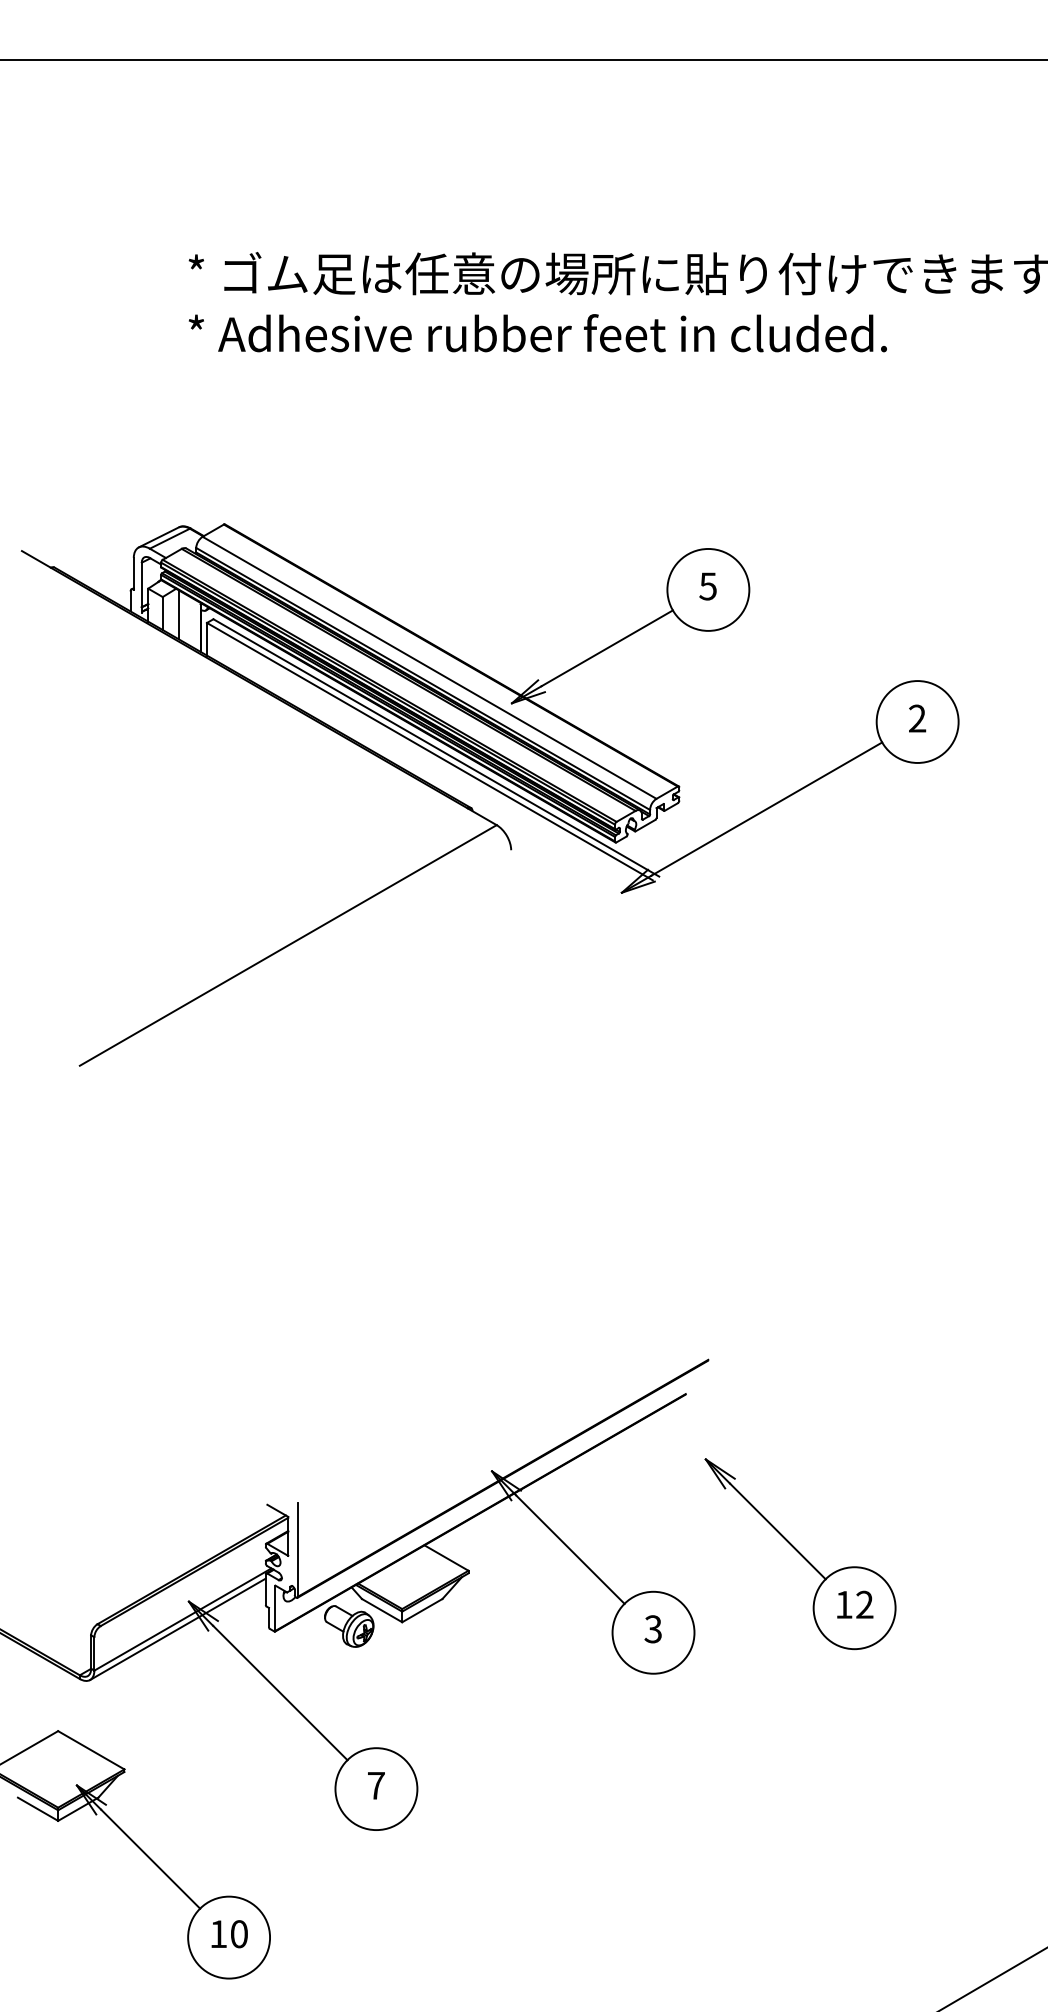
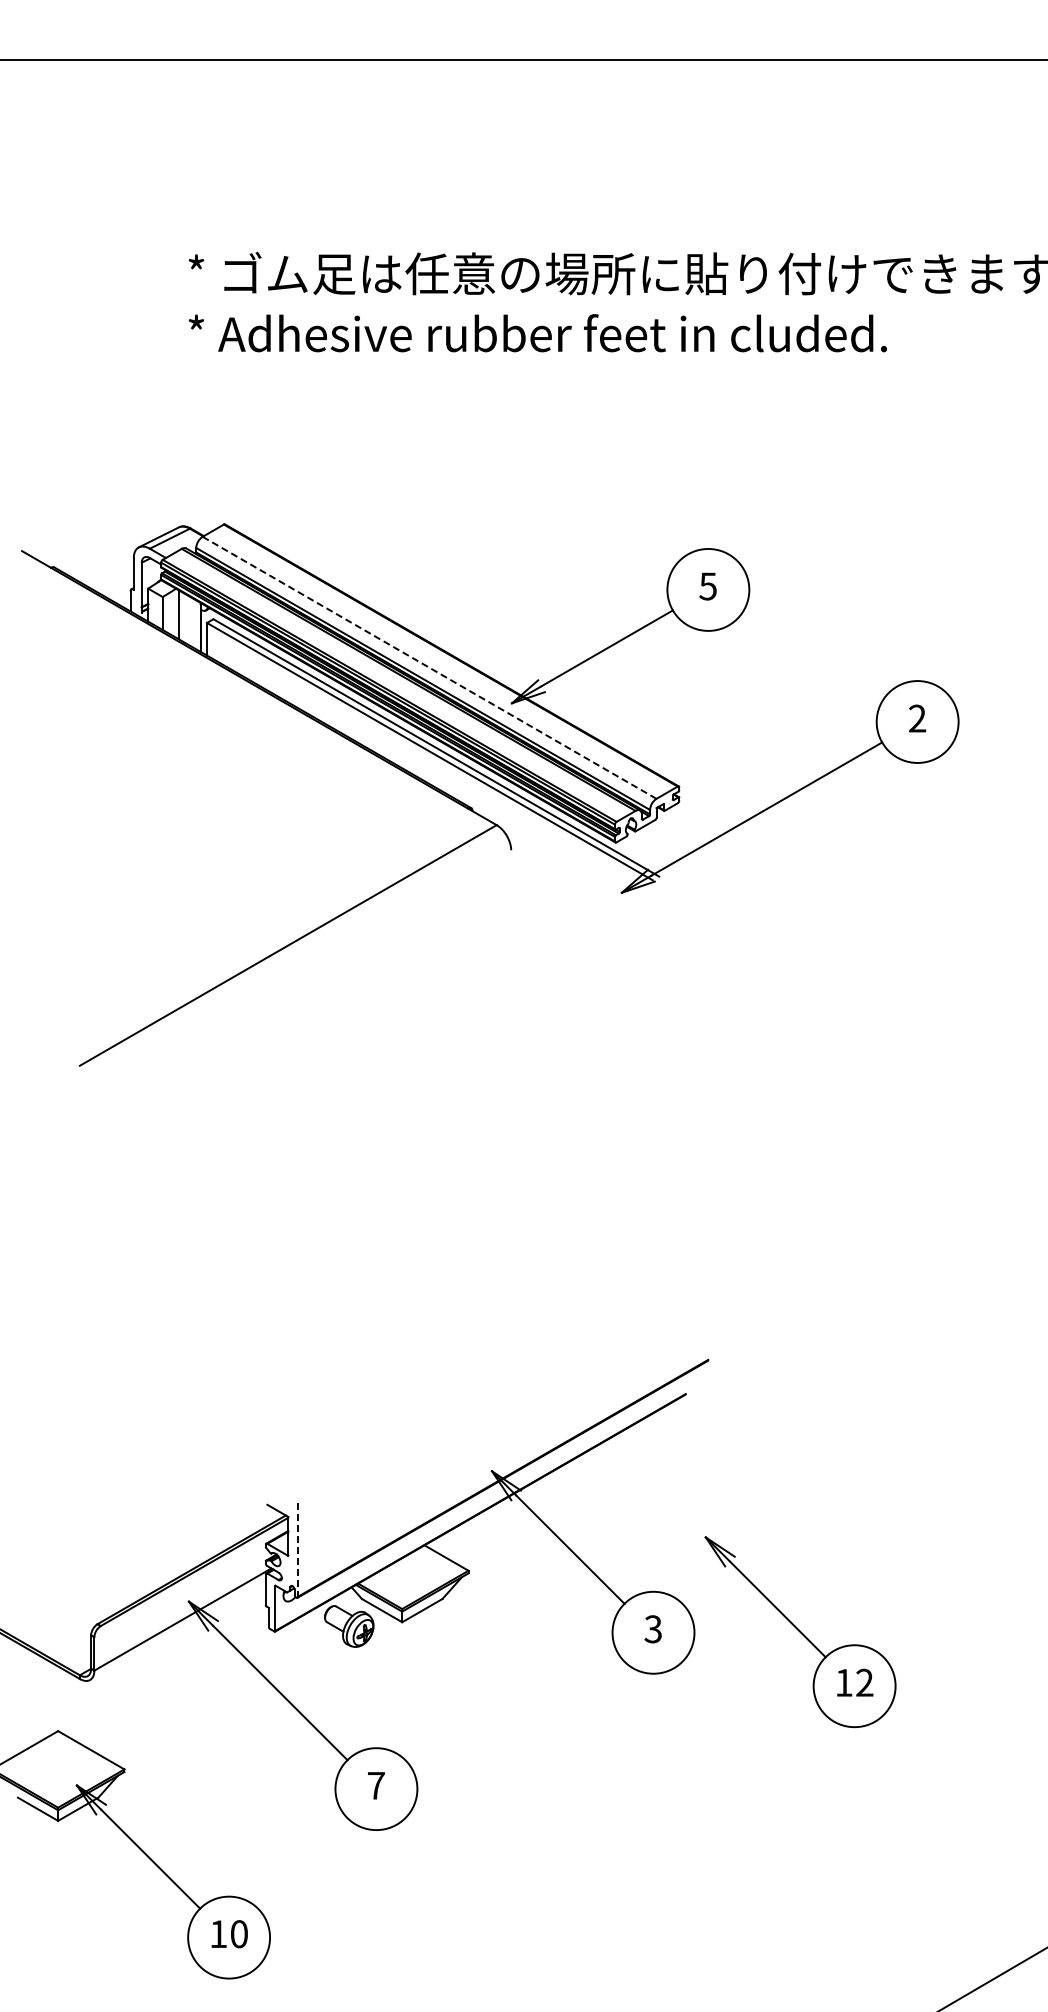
line: solid -> dashed (430, 668)
line: solid -> dashed (297, 1549)
part position: (800, 1554) -> (800, 1632) (800, 1632)
line: present -> none (177, 1629)
